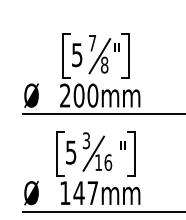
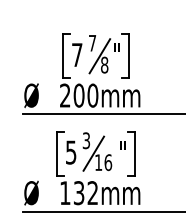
text: 5 -> 7 (77, 55)
text: 147mm -> 132mm (85, 193)
